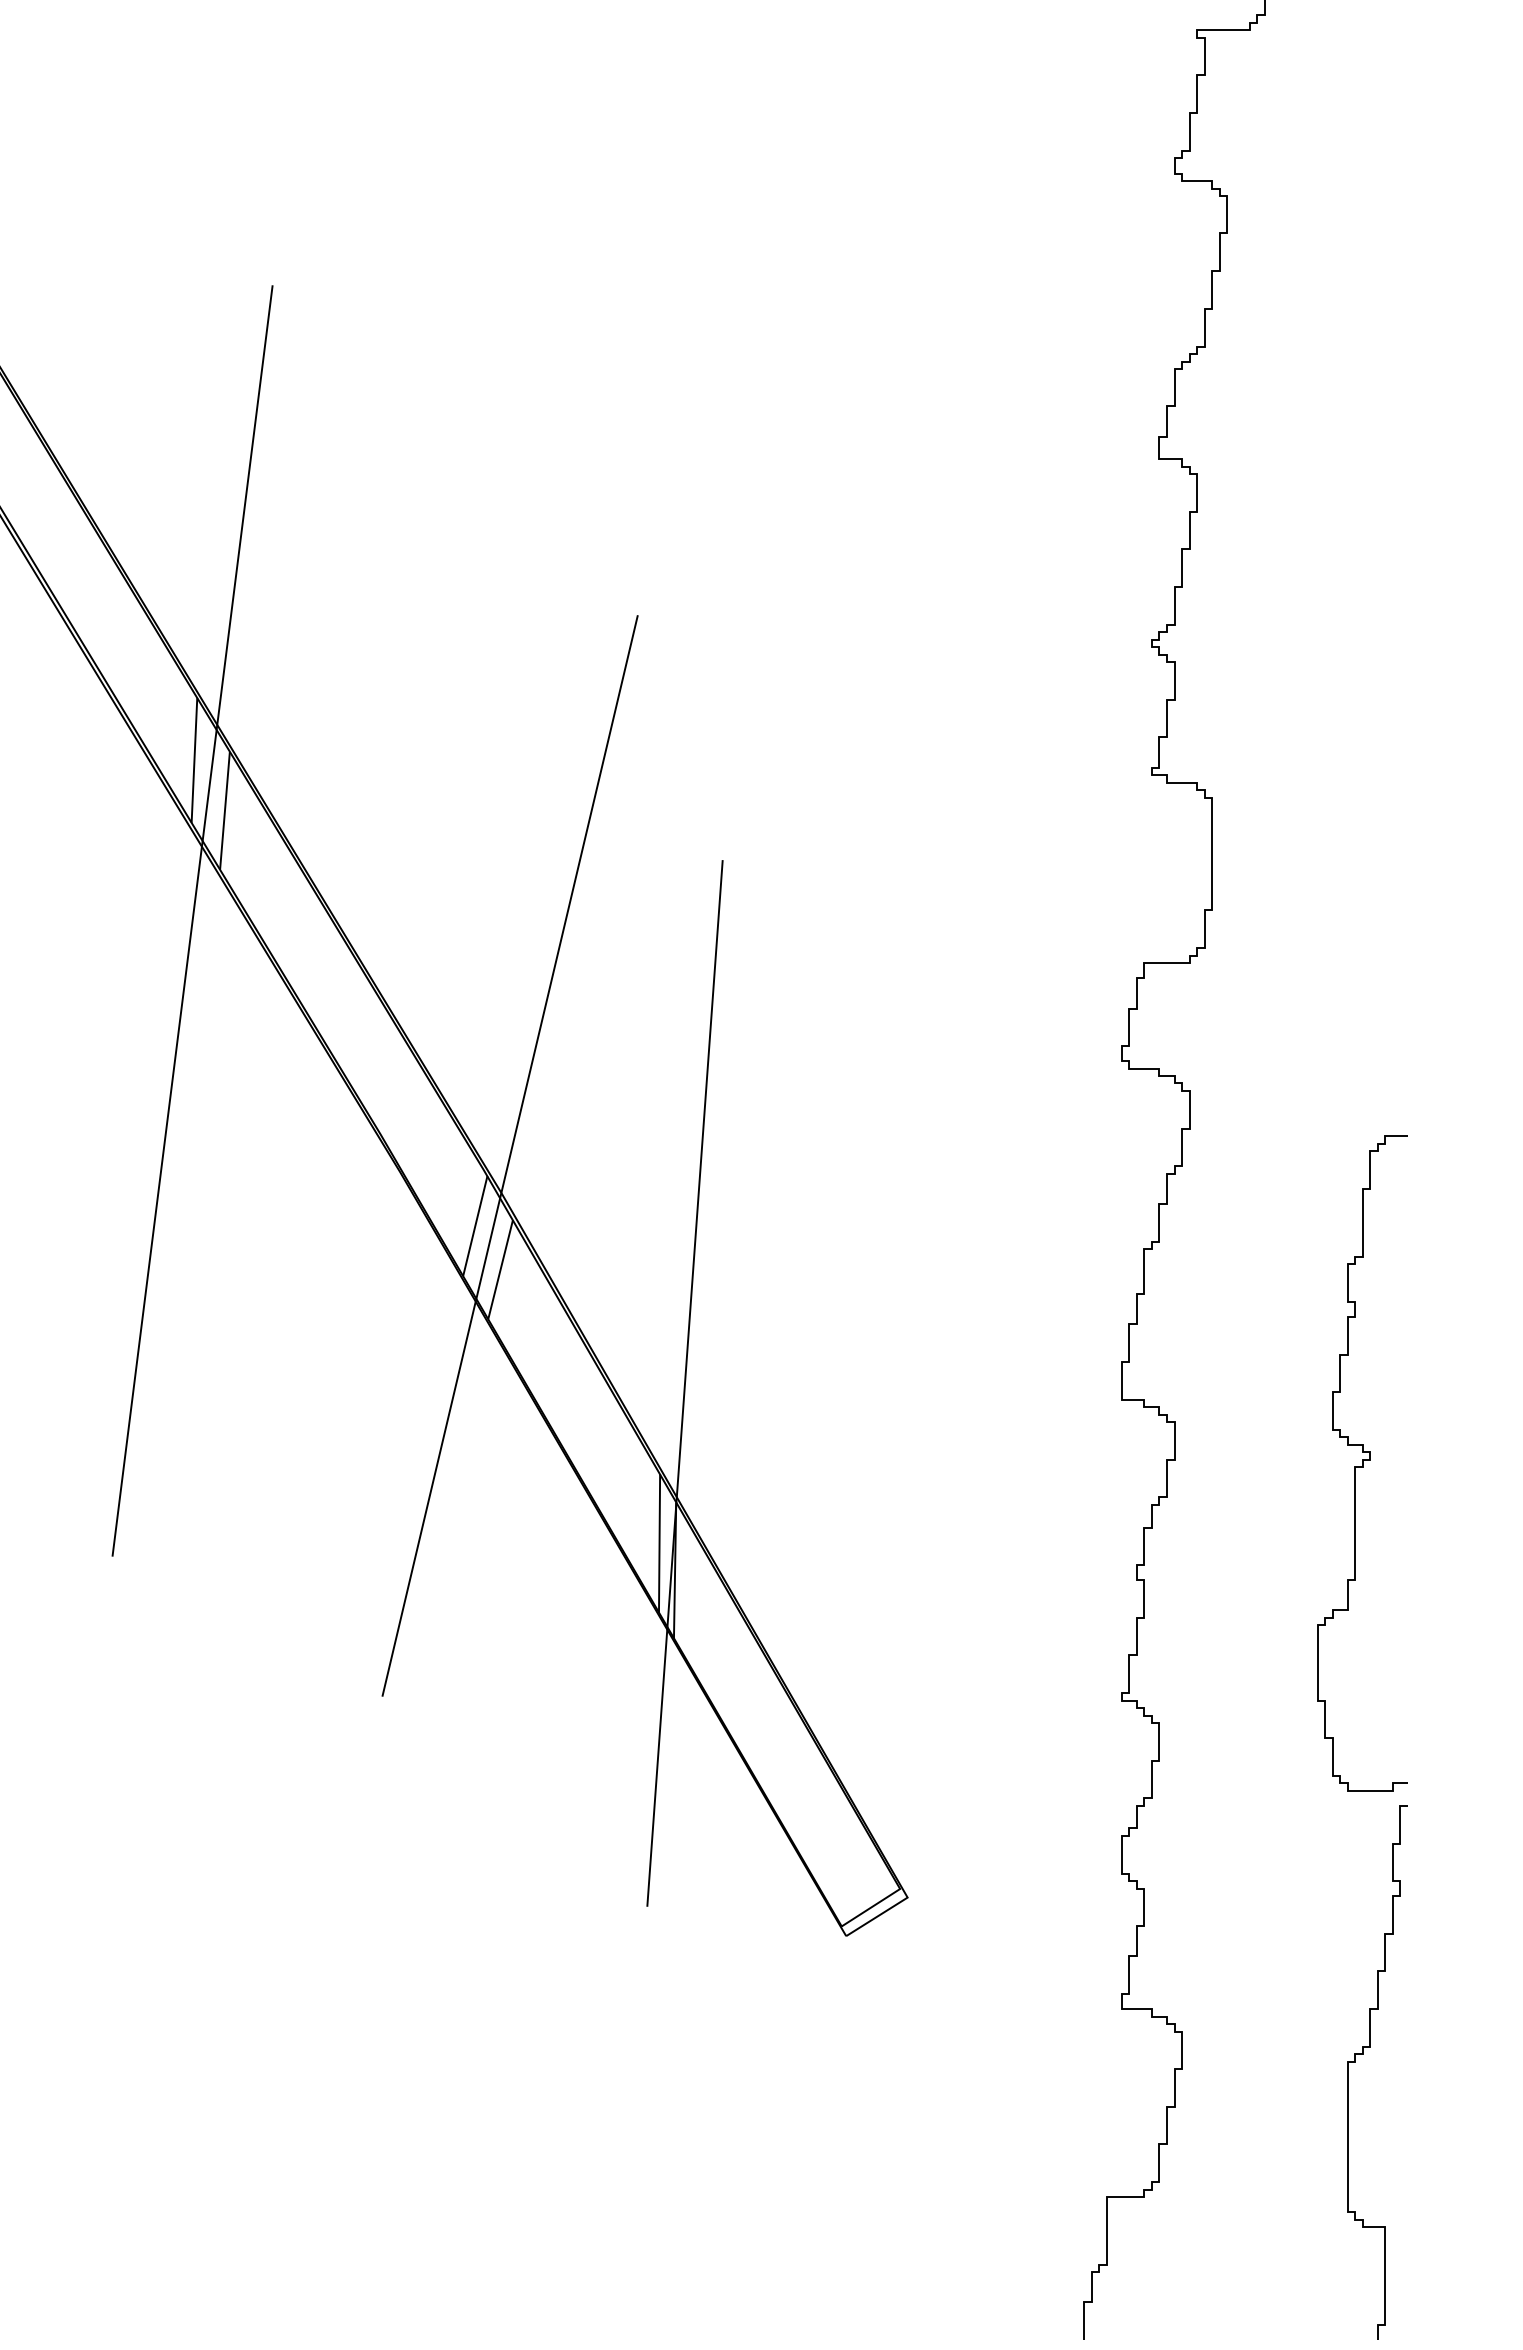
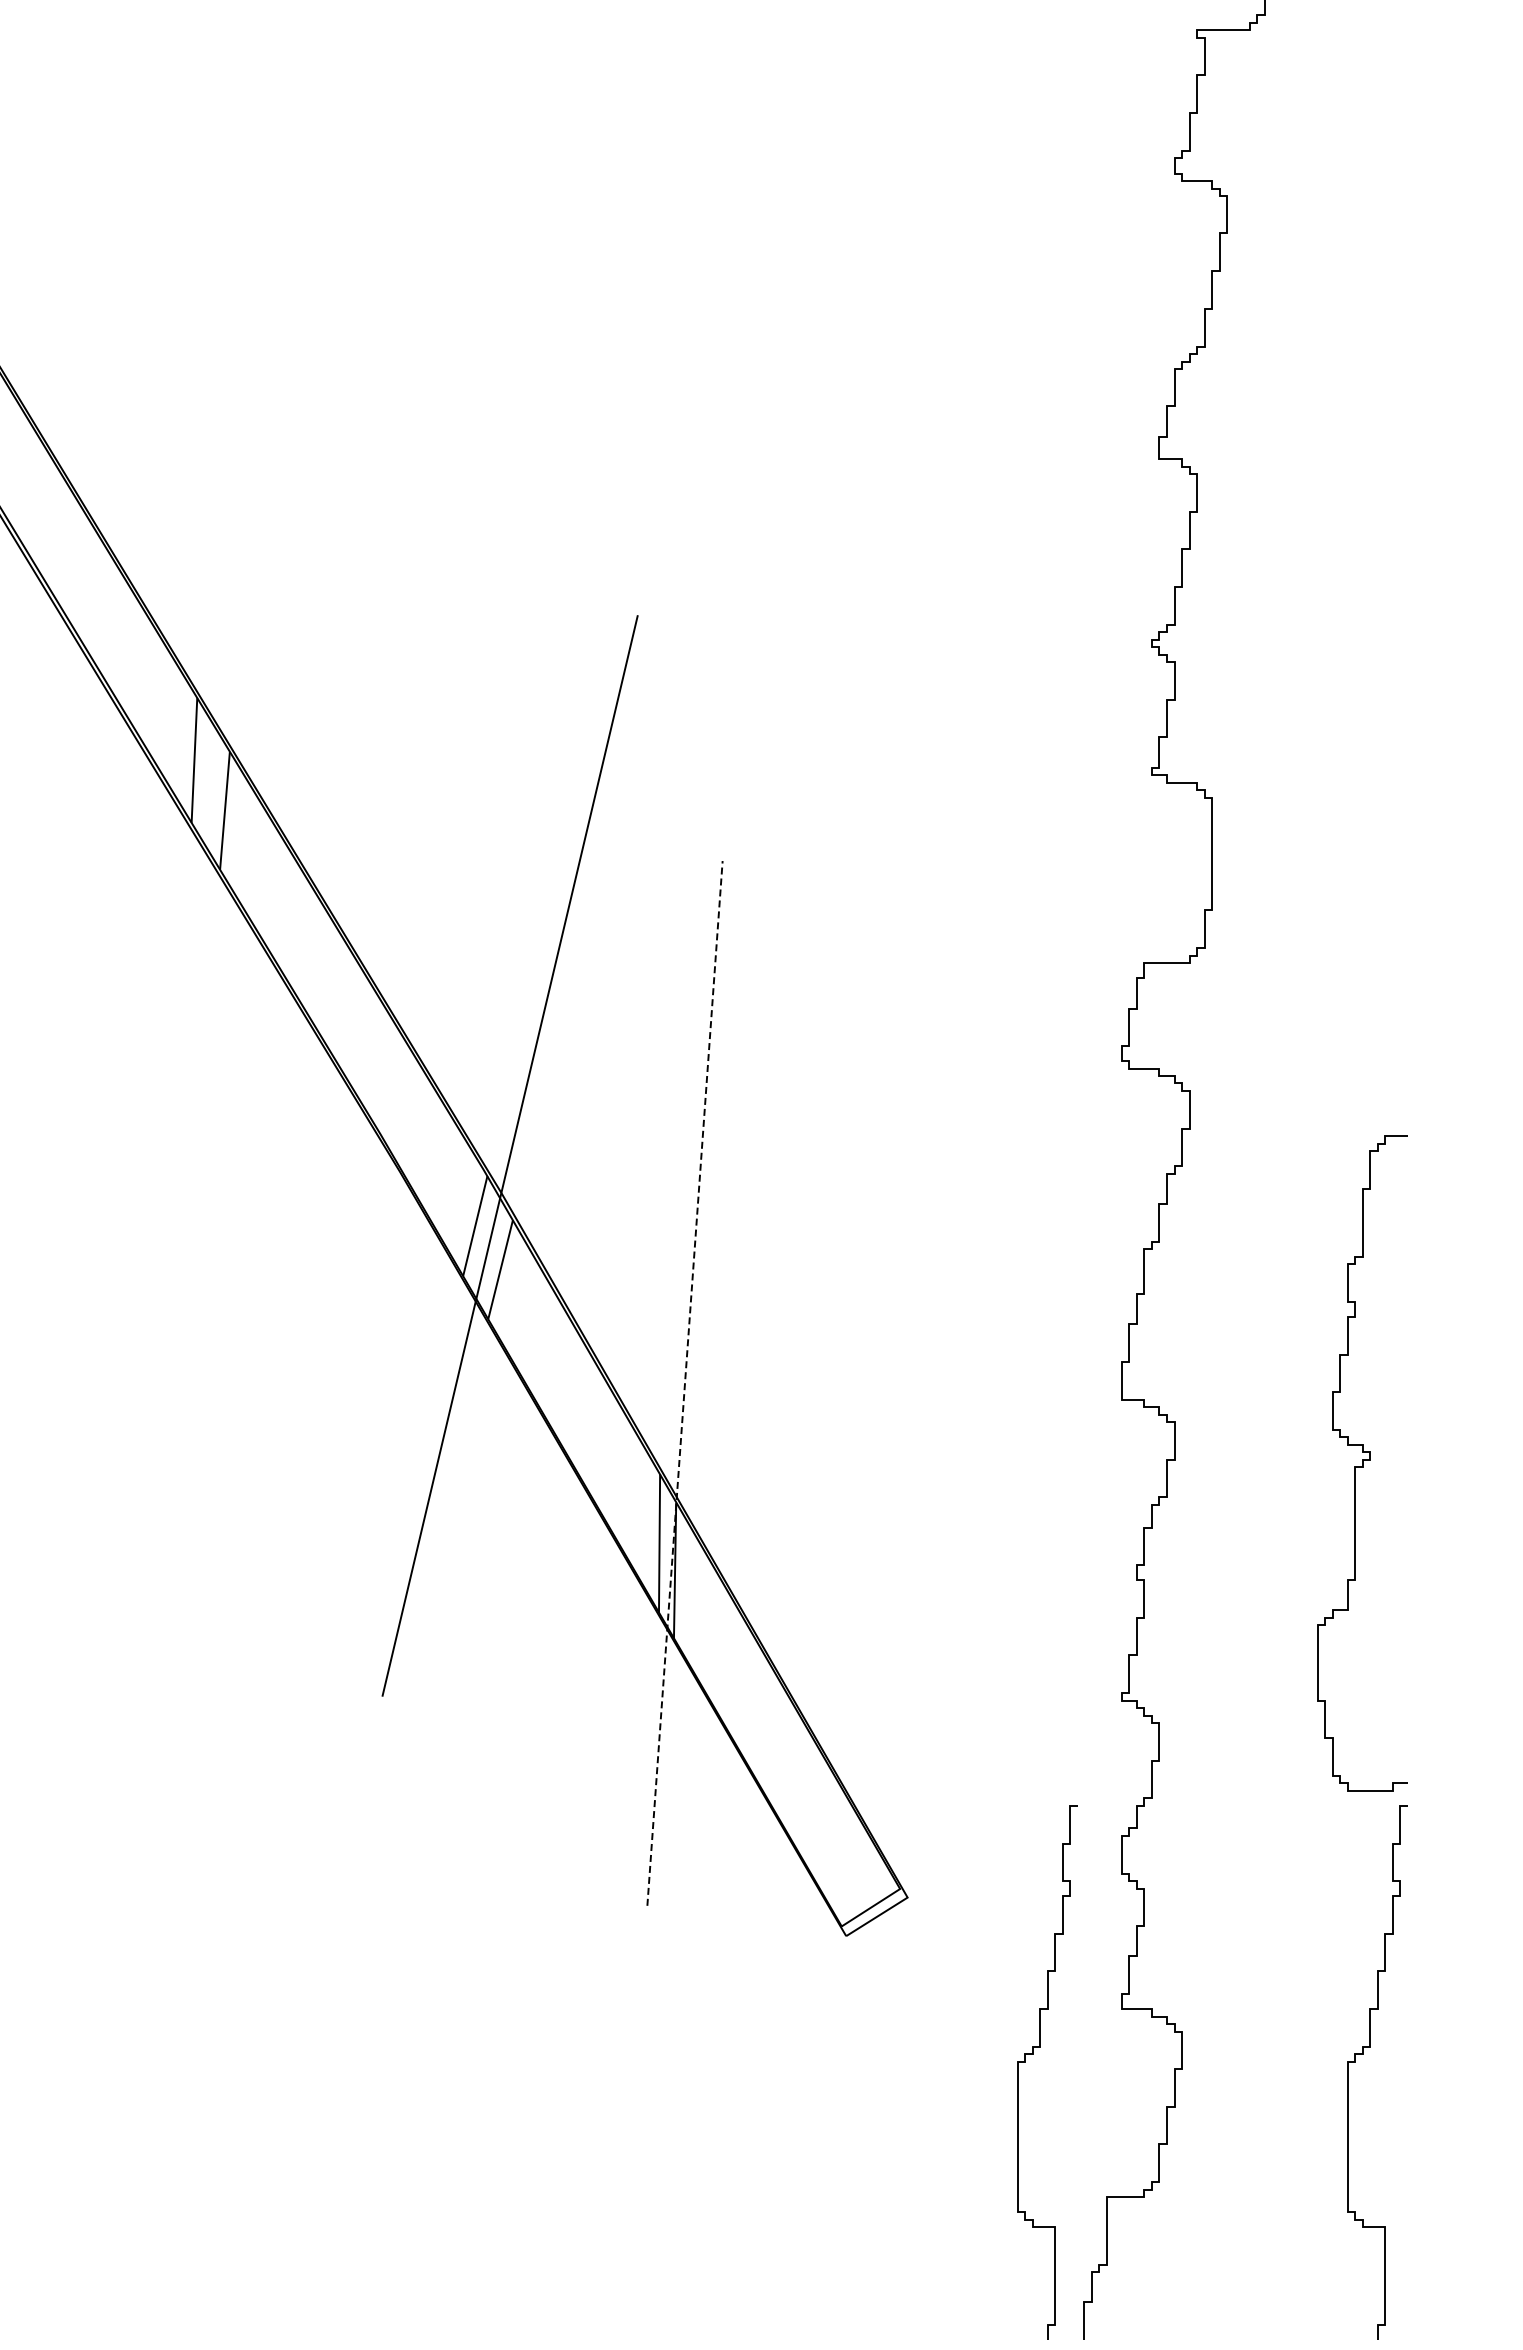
line: present -> none (192, 920)
line: solid -> dashed (685, 1383)
curve: none -> present (1033, 2054)
